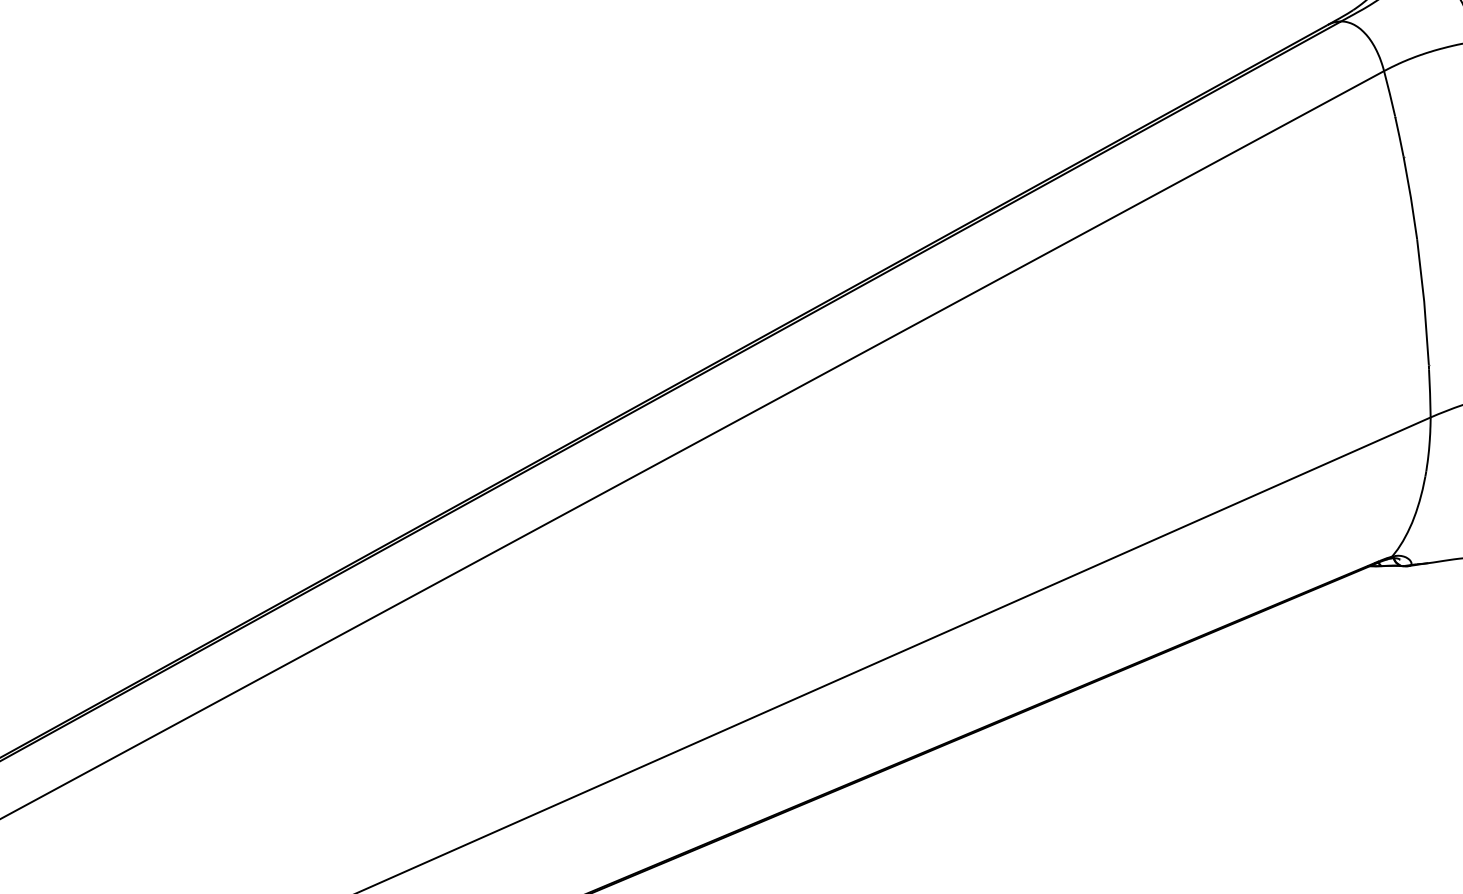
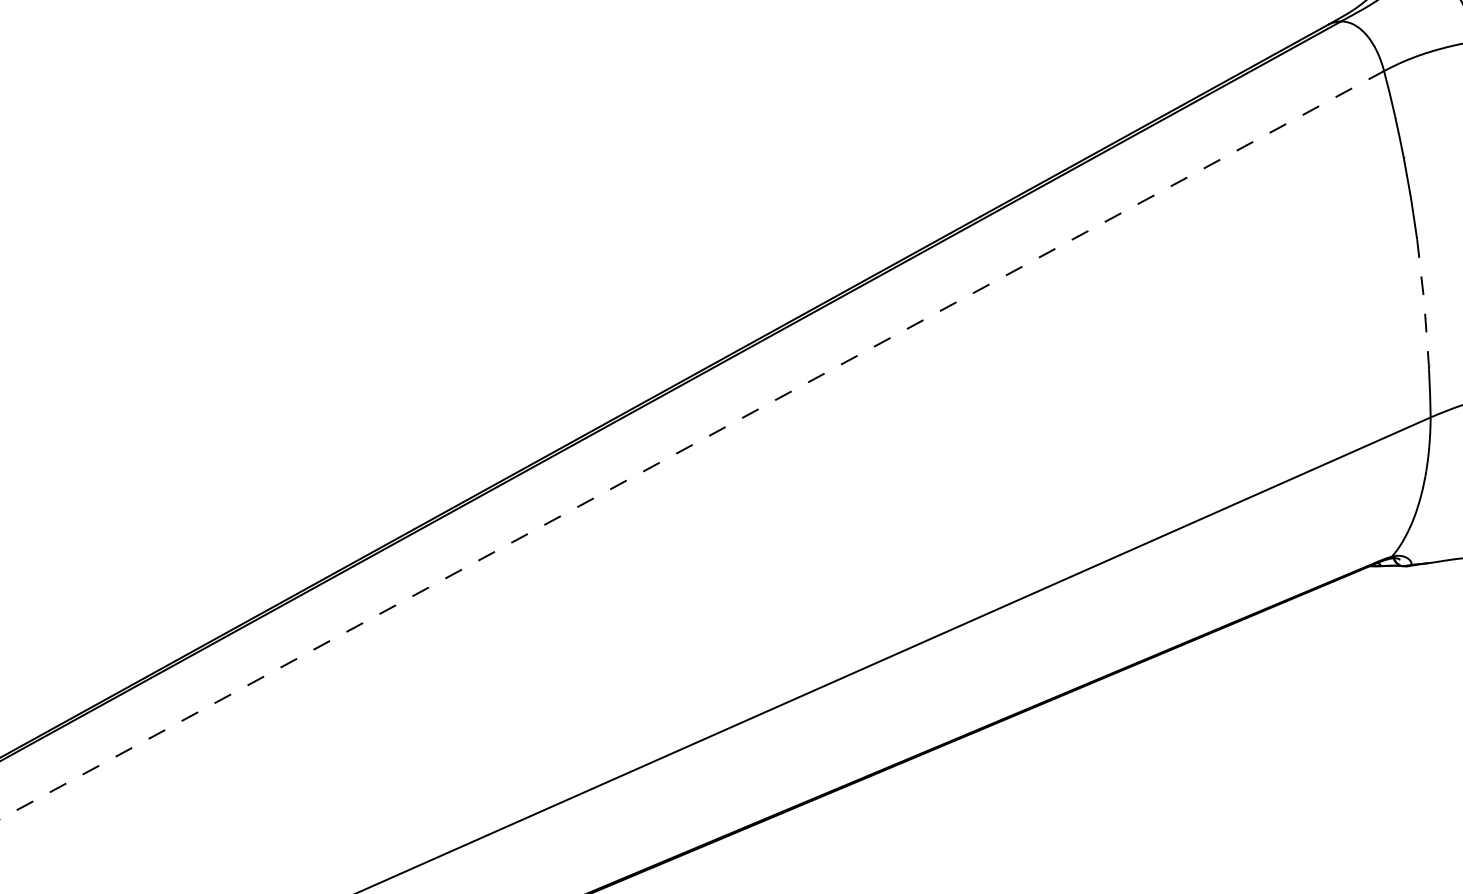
line: solid -> dashed (1424, 301)
line: solid -> dashed (691, 445)
